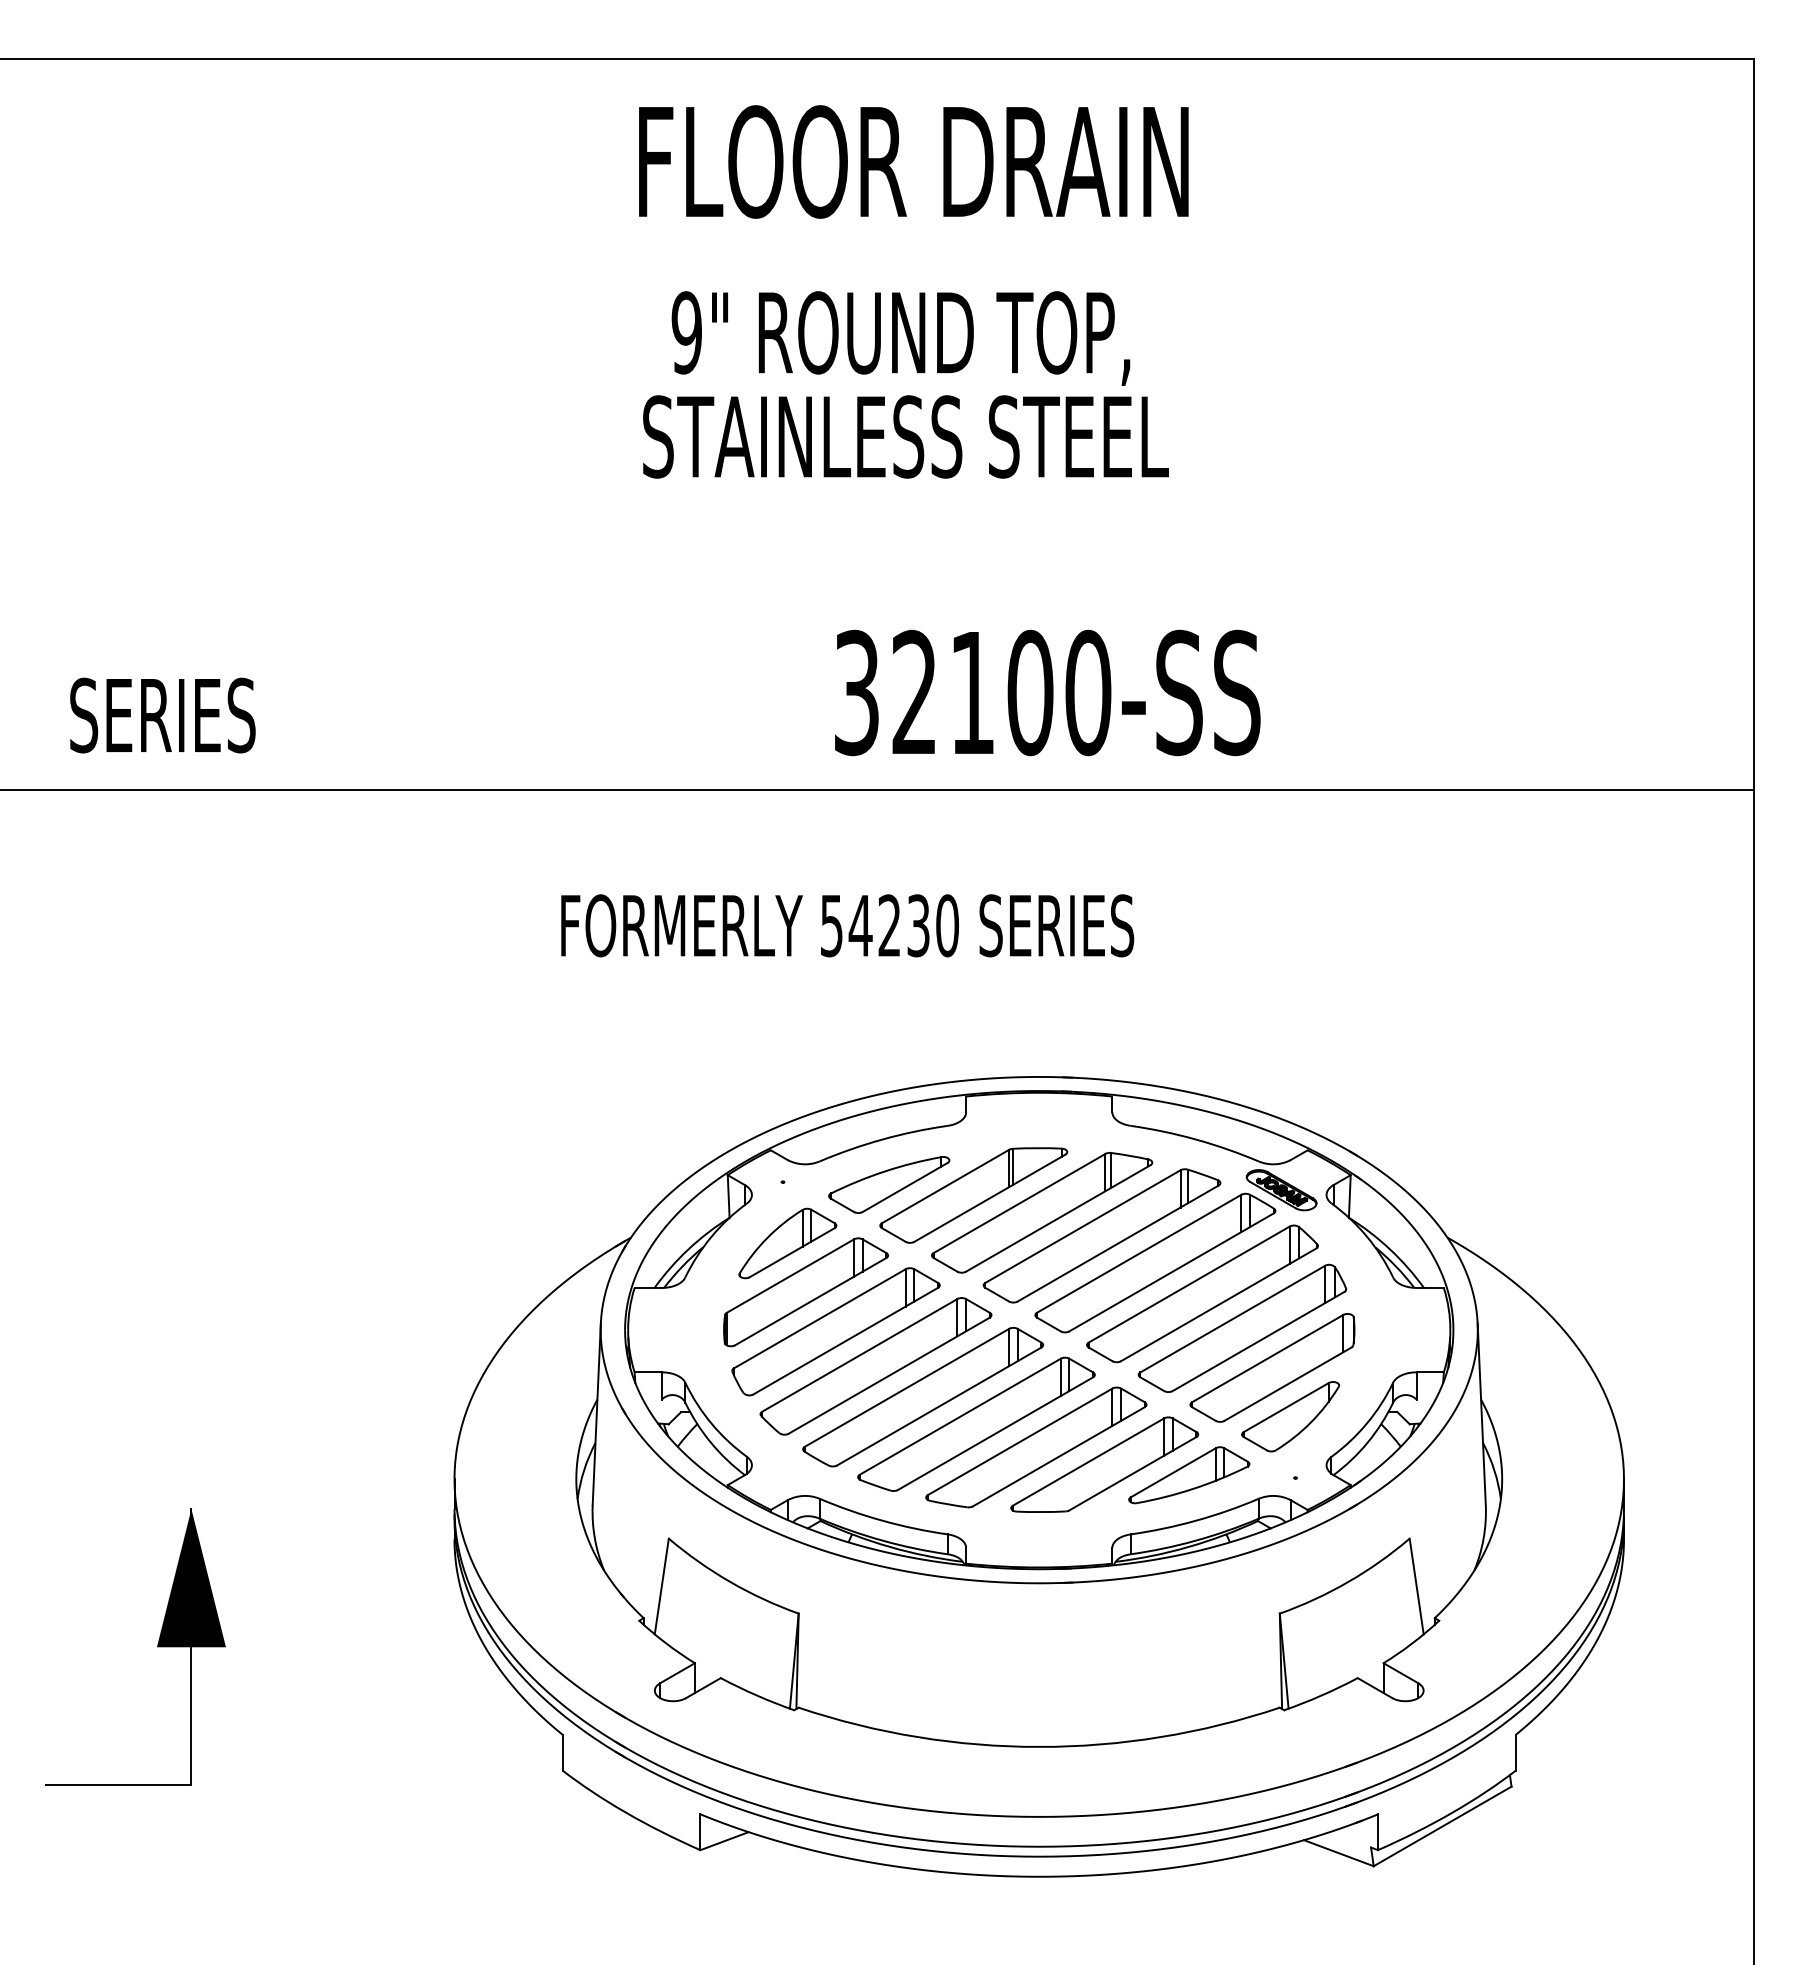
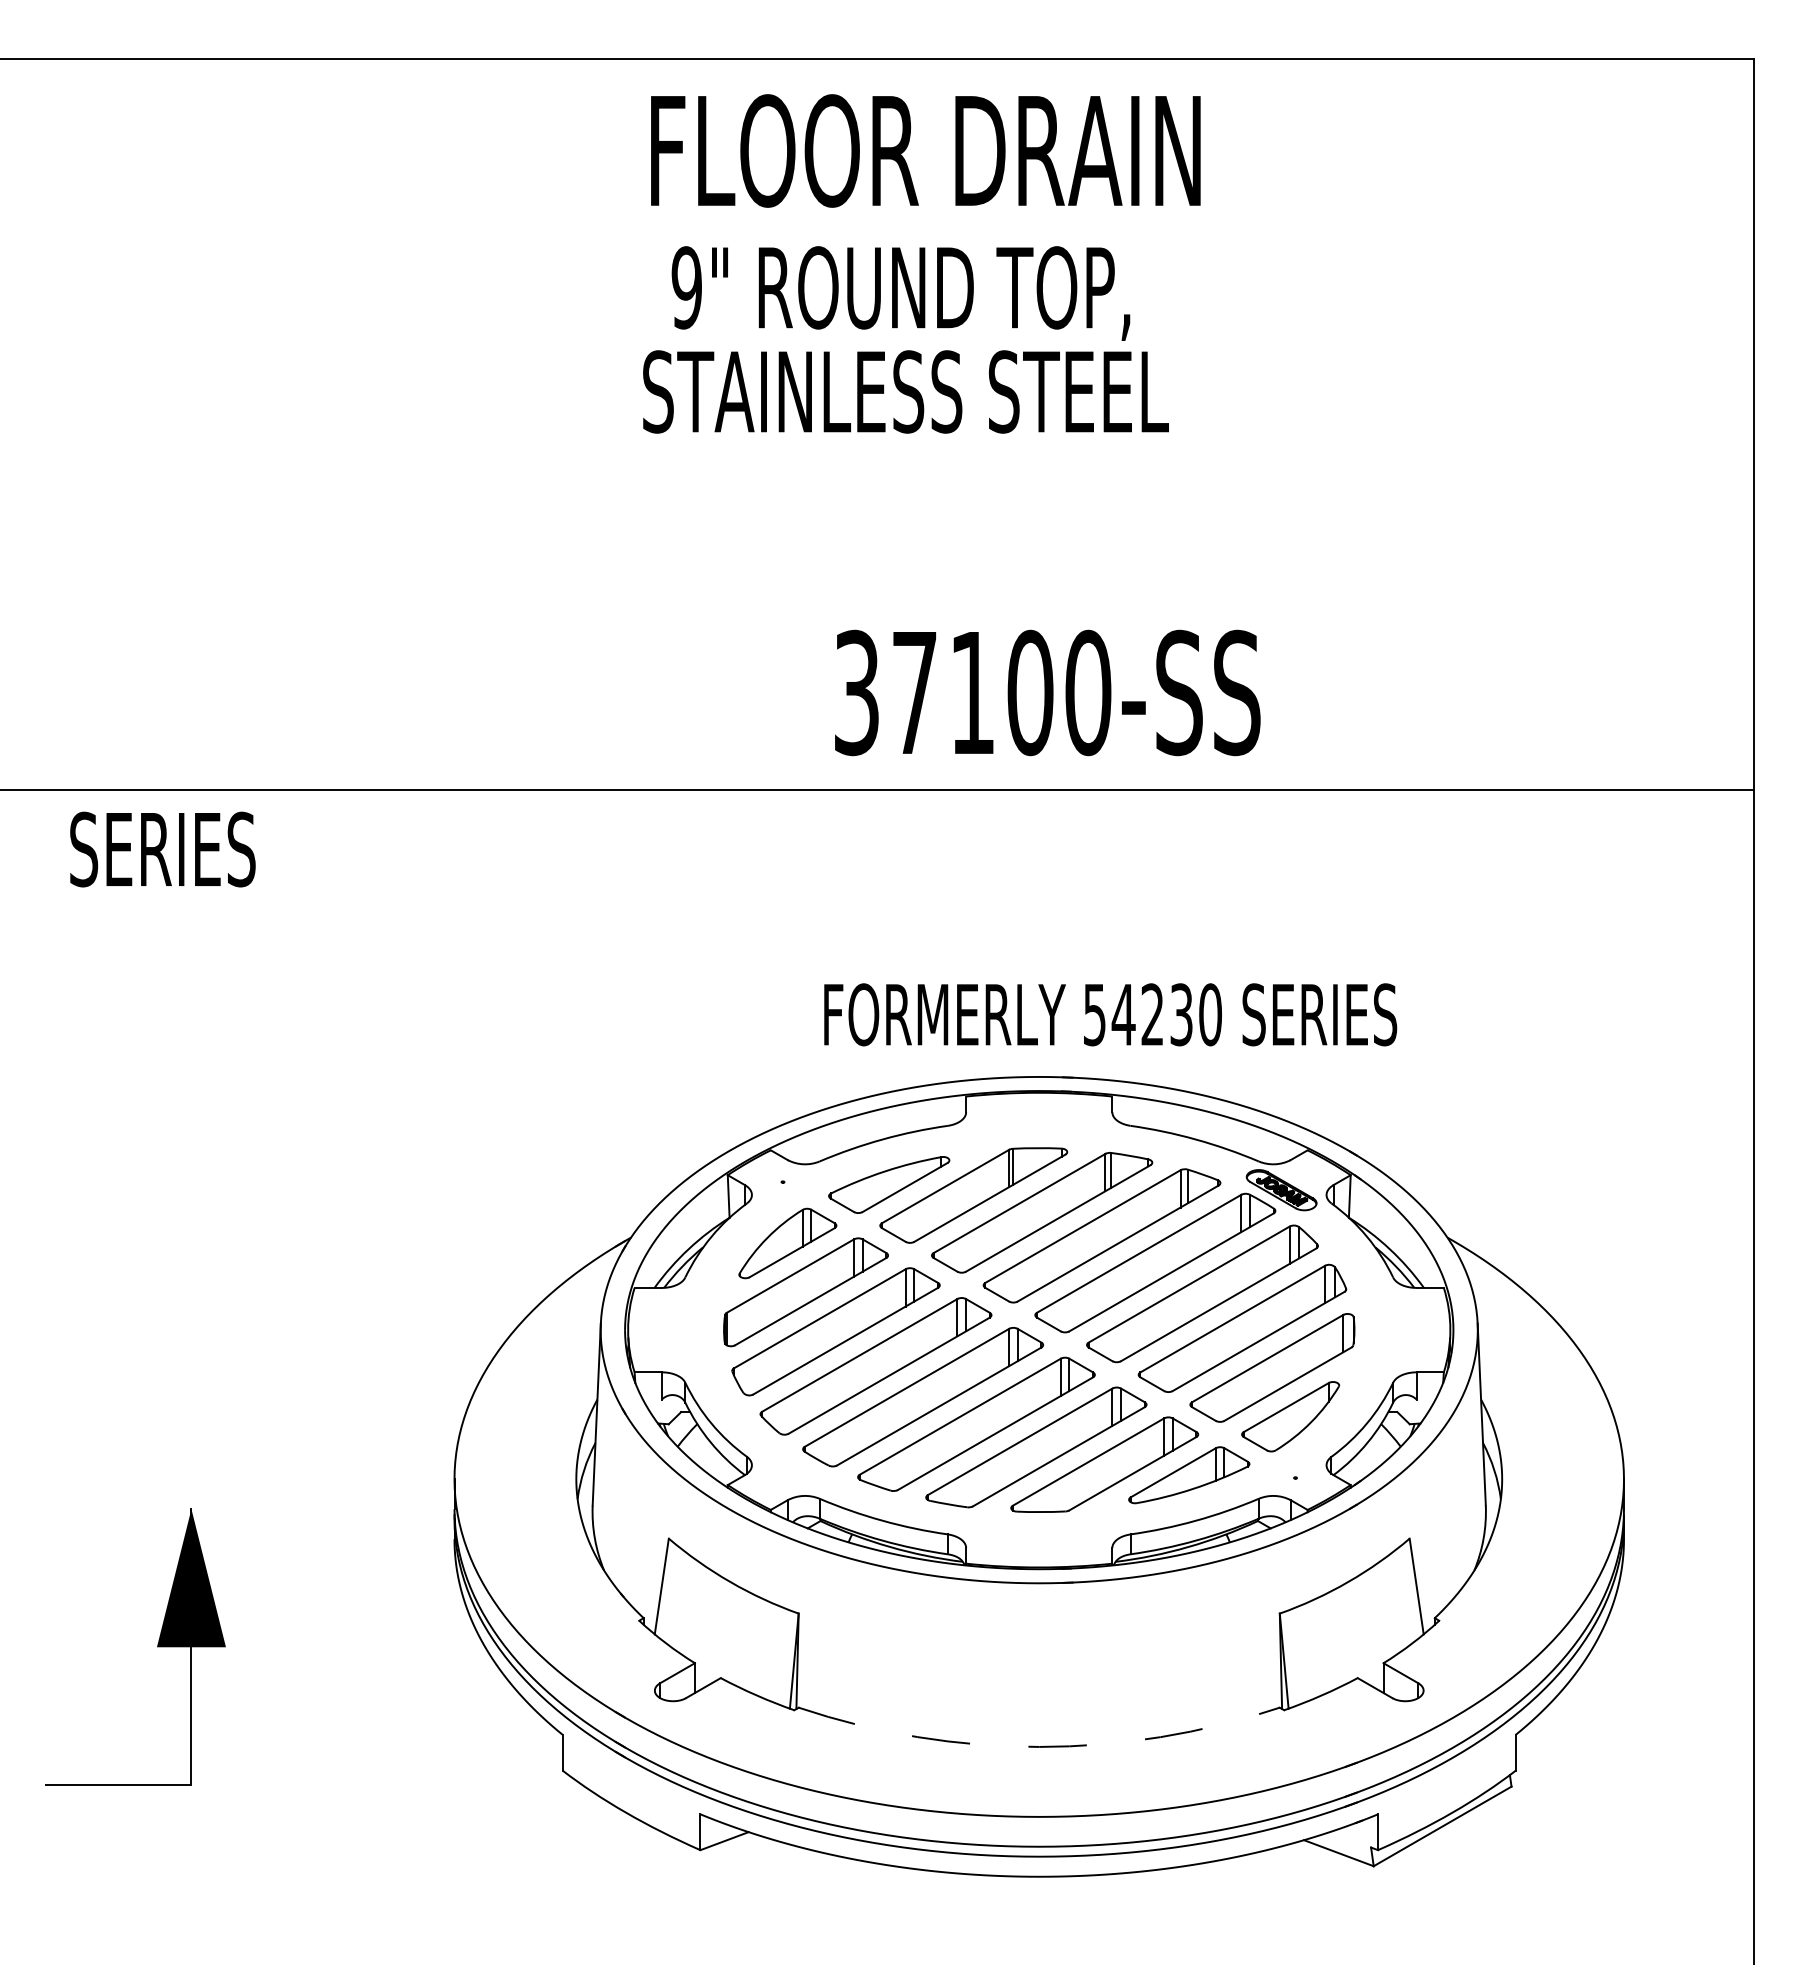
text position: (913, 161) -> (925, 150) (925, 150)
text position: (905, 384) -> (905, 339) (905, 339)
text: 32100-SS -> 37100-SS (914, 691)
text position: (162, 715) -> (162, 849) (162, 849)
text position: (847, 925) -> (1110, 1014) (1110, 1014)
arc: solid -> dashed (1039, 1746)
